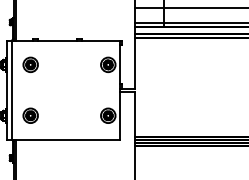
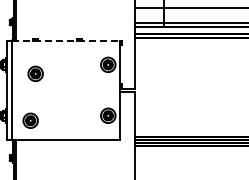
line: solid -> dashed (66, 40)
part position: (30, 64) -> (35, 73) (35, 73)
part position: (30, 115) -> (30, 120) (30, 120)
